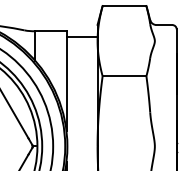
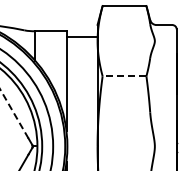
line: solid -> dashed (124, 76)
line: solid -> dashed (14, 113)
